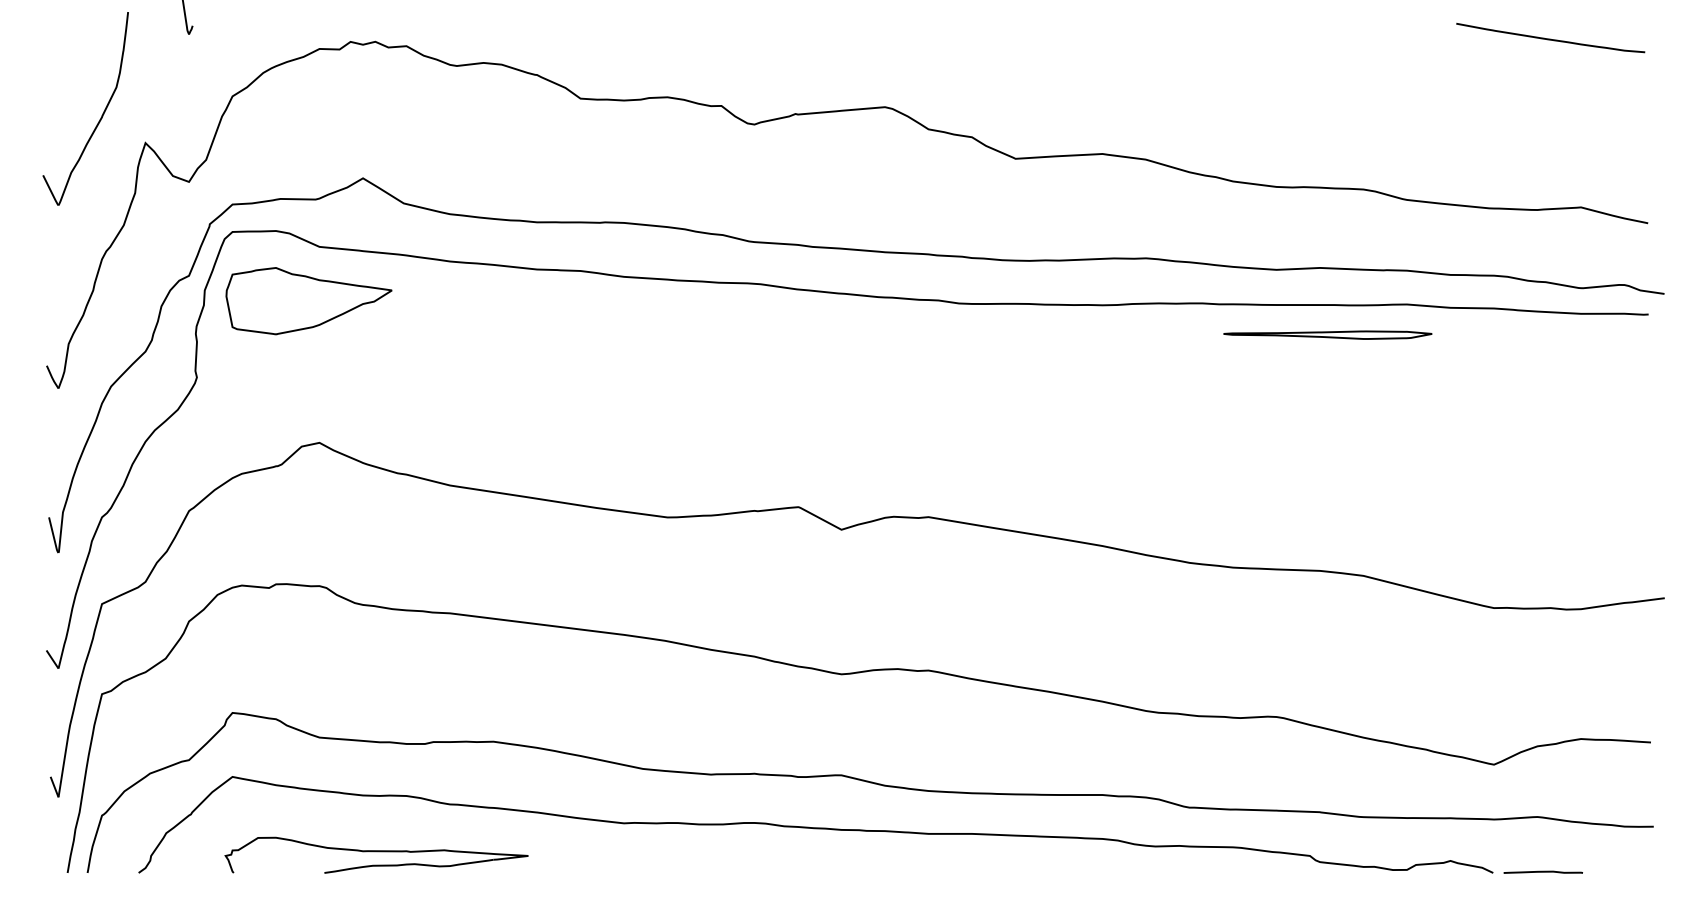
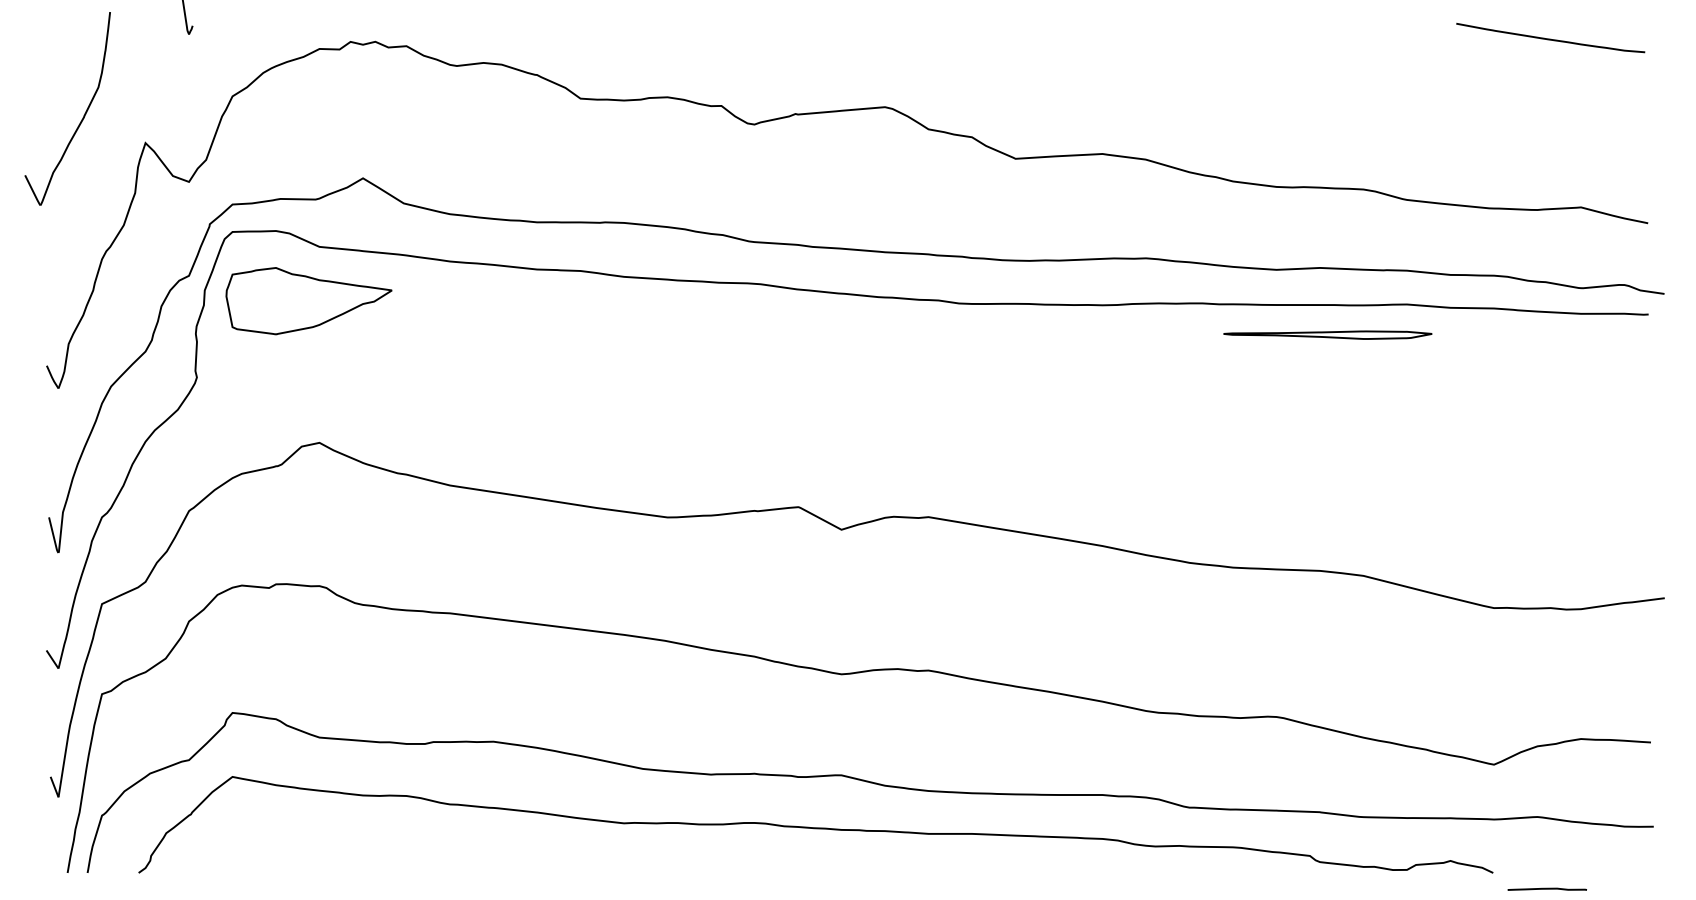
part position: (101, 115) -> (83, 115) (83, 115)
part: present -> none (376, 854)
line position: (1542, 871) -> (1546, 888) (1546, 888)
